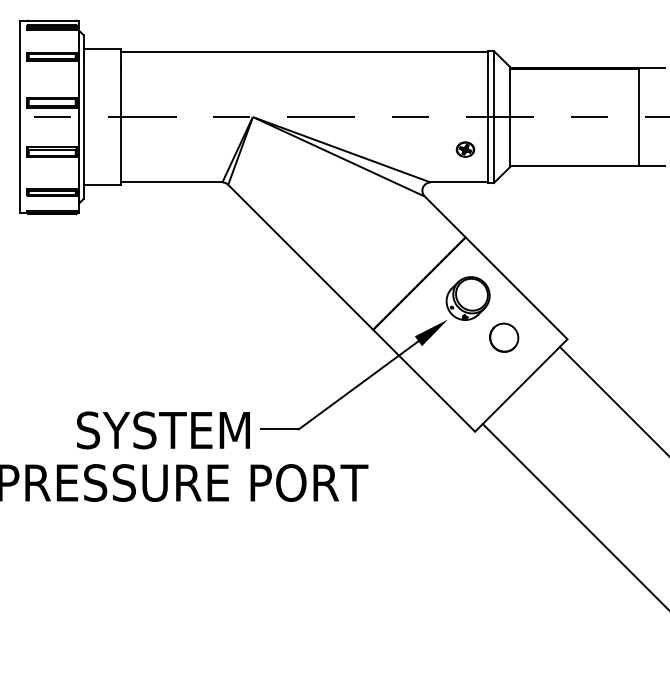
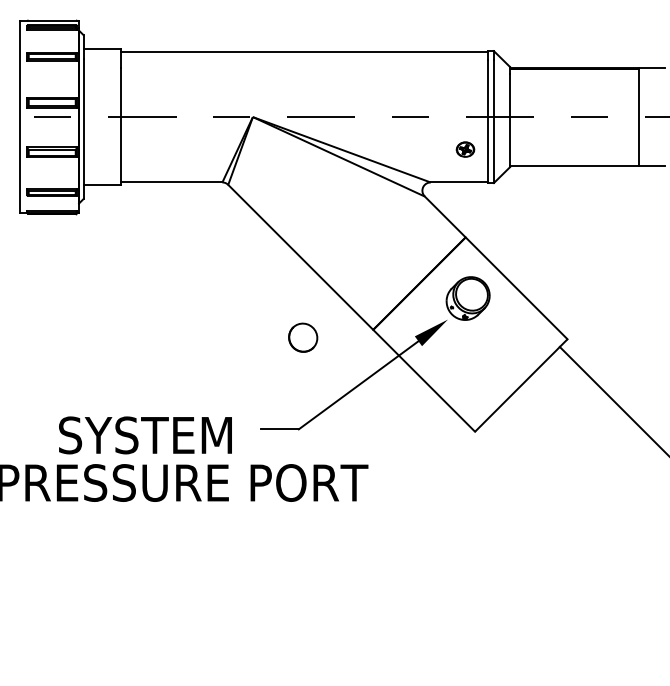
part position: (504, 337) -> (303, 337) (303, 337)
text position: (163, 430) -> (145, 435) (145, 435)
line: present -> none (574, 516)
